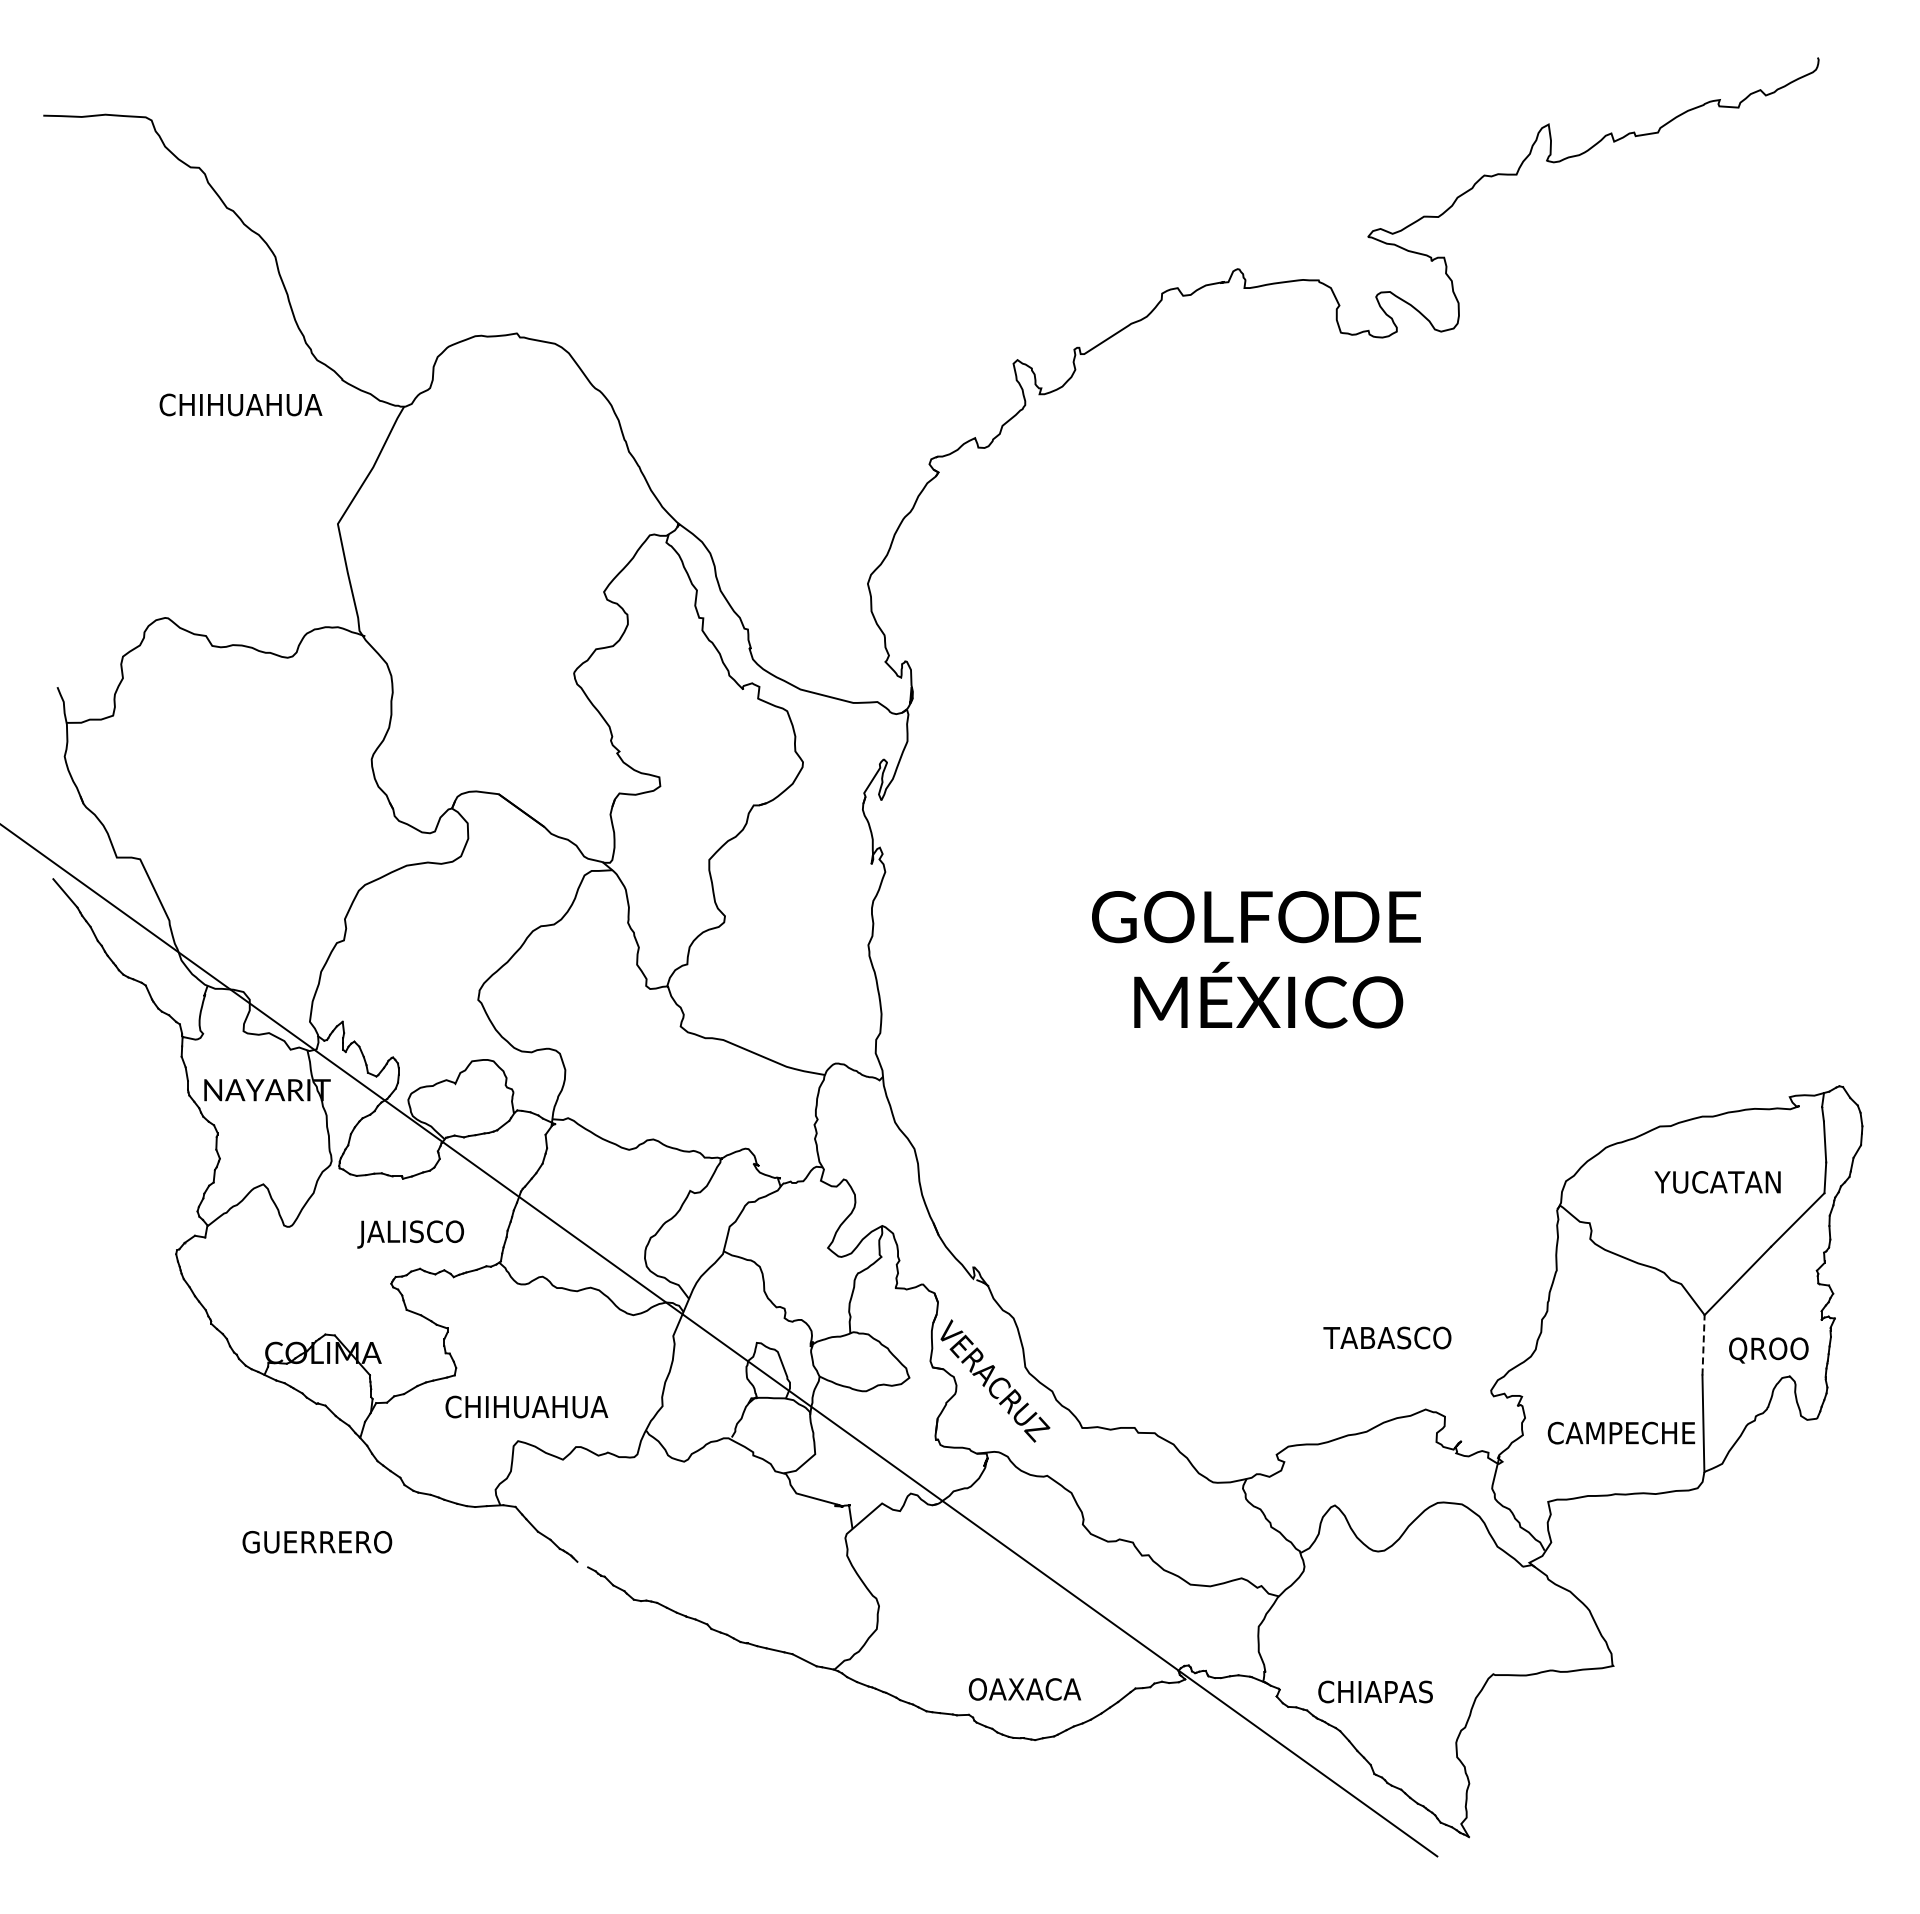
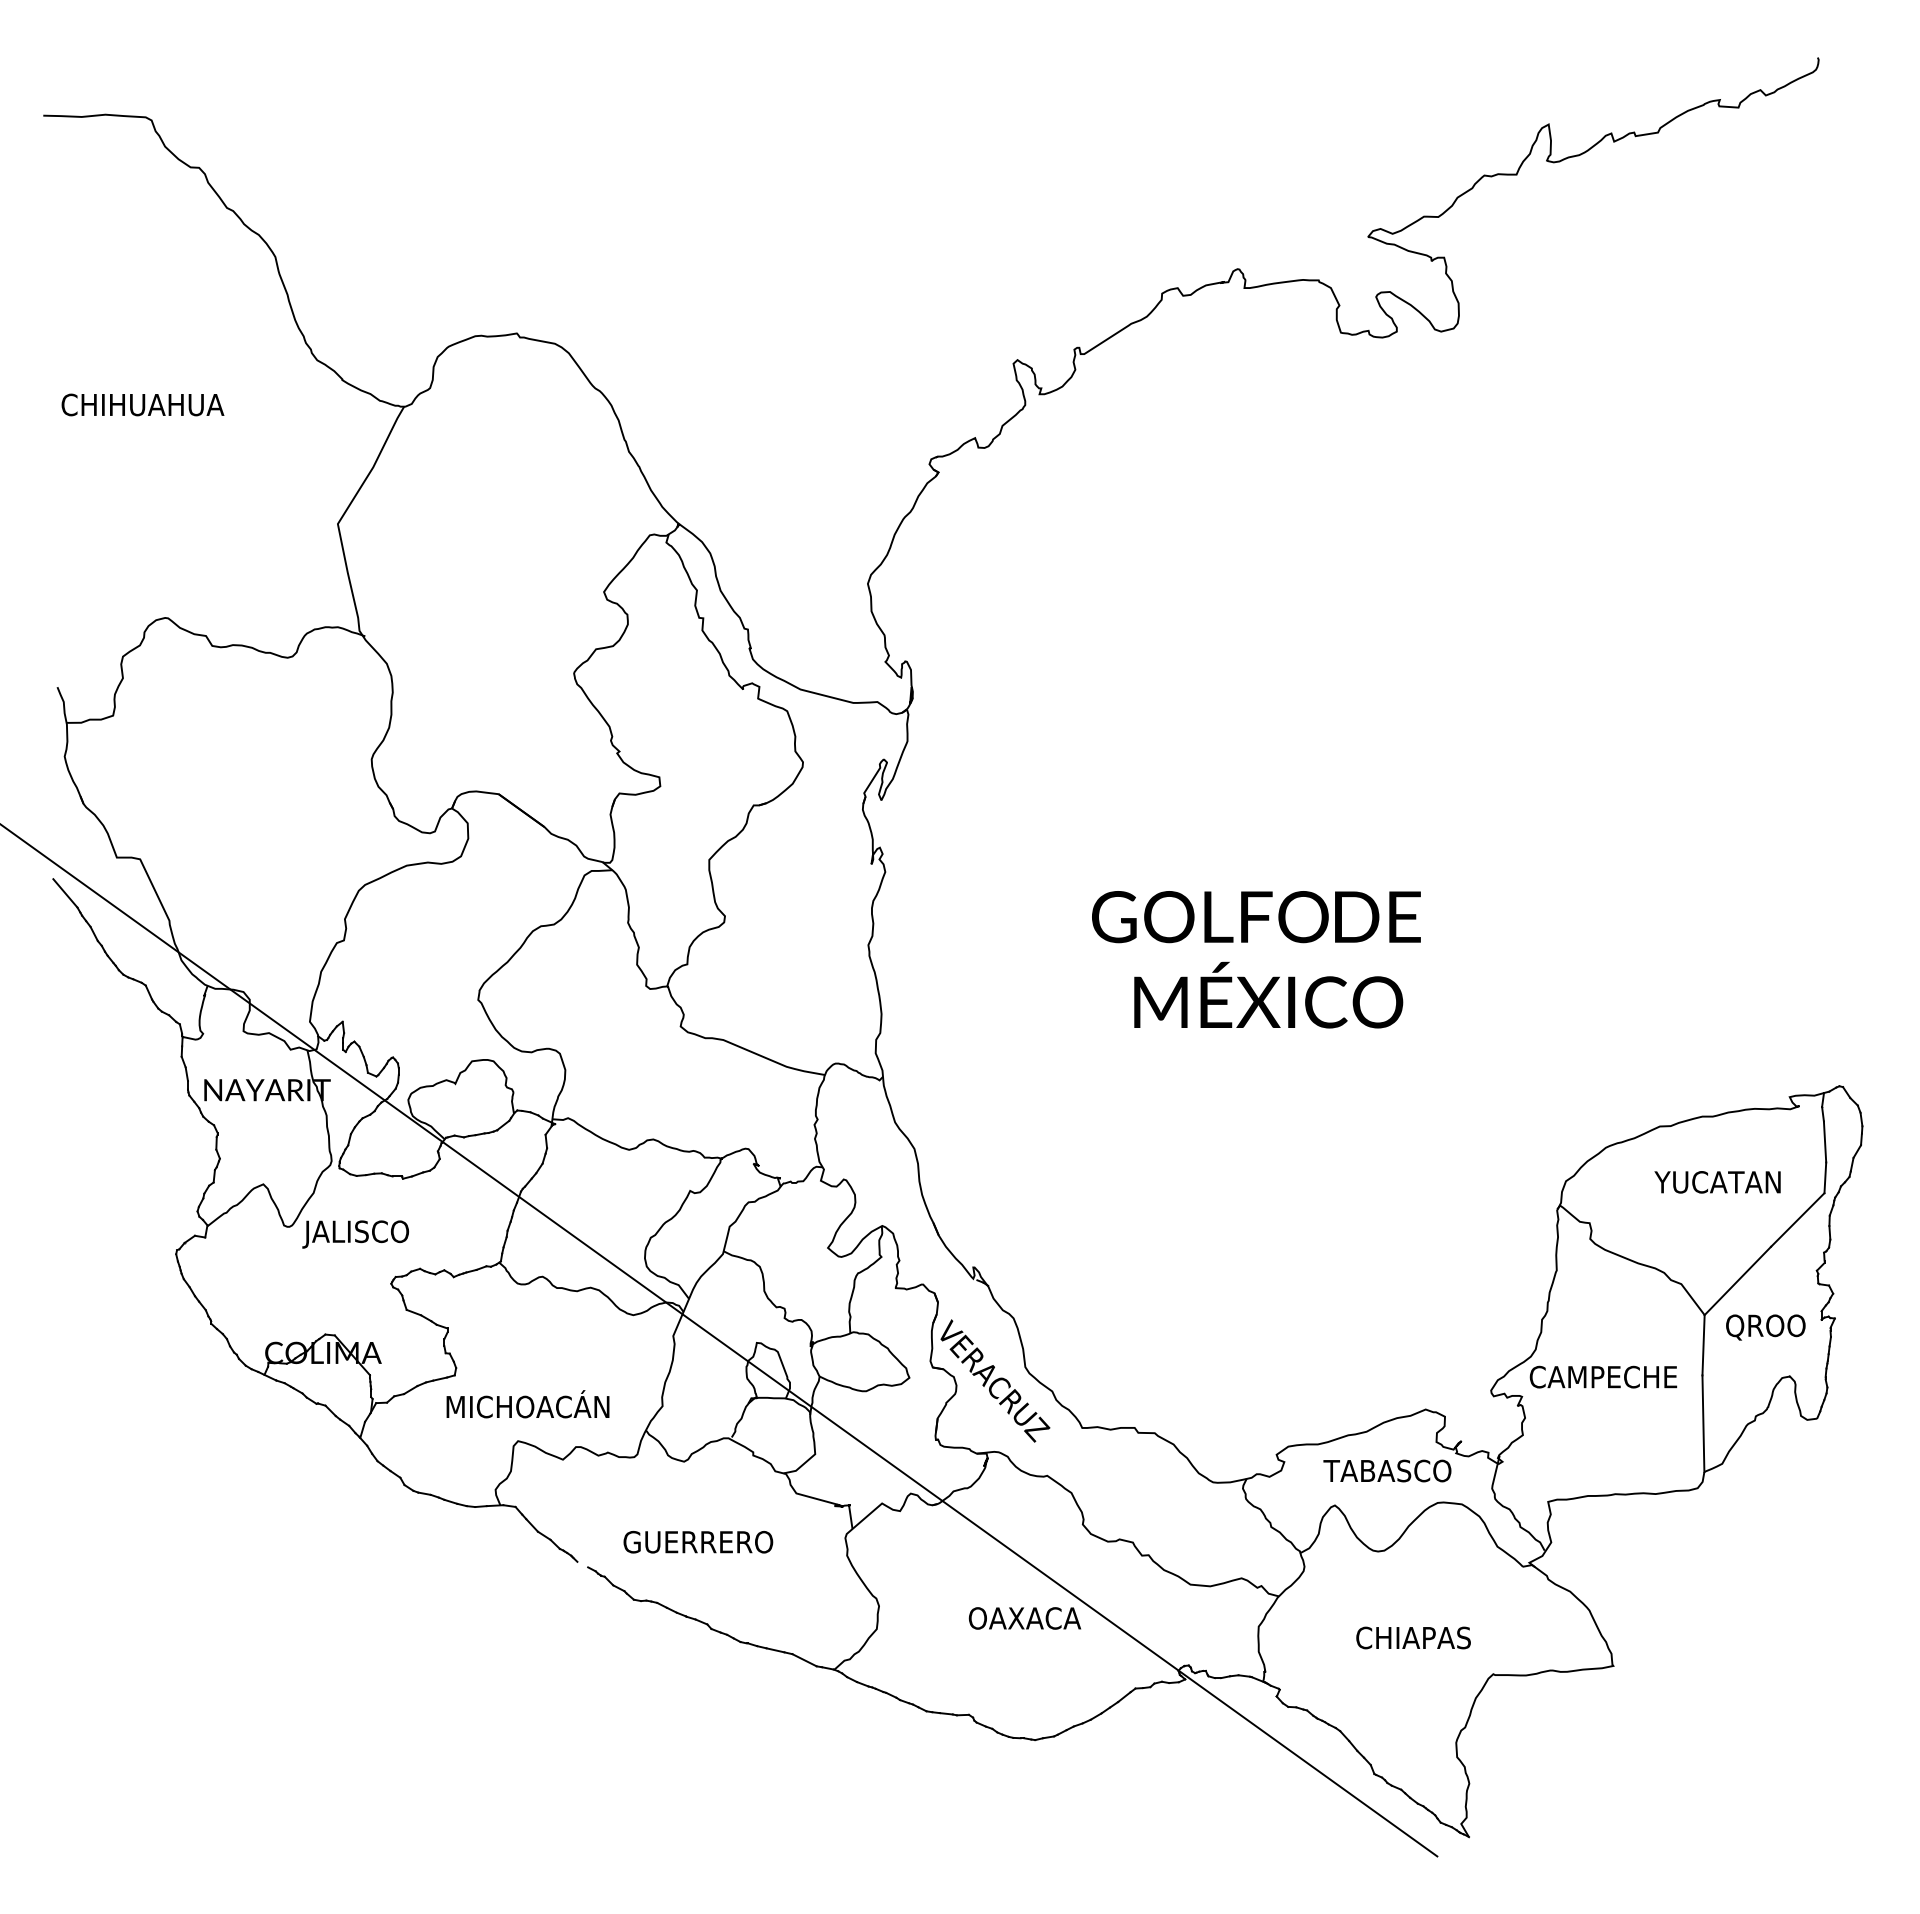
text position: (240, 404) -> (142, 404) (142, 404)
text position: (410, 1234) -> (355, 1234) (355, 1234)
text position: (1387, 1337) -> (1387, 1470) (1387, 1470)
line: dashed -> solid (1703, 1344)
text position: (1768, 1350) -> (1765, 1327) (1765, 1327)
text: CHIHUAHUA -> MICHOACÁN (527, 1404)
text position: (1621, 1432) -> (1603, 1376) (1603, 1376)
text position: (317, 1542) -> (698, 1542) (698, 1542)
text position: (1024, 1689) -> (1024, 1618) (1024, 1618)
text position: (1375, 1691) -> (1413, 1637) (1413, 1637)
